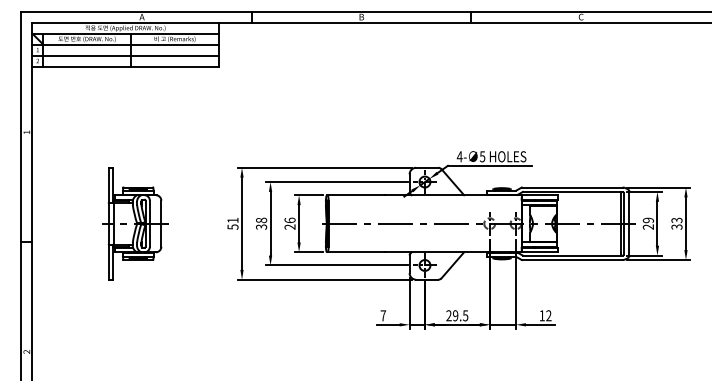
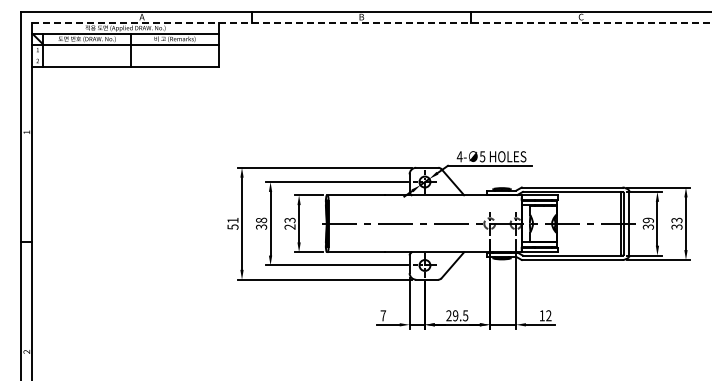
line: solid -> dashed (372, 22)
line: present -> none (125, 55)
text: 26 -> 23 (289, 220)
part: present -> none (135, 223)
text: 29 -> 39 (648, 226)
